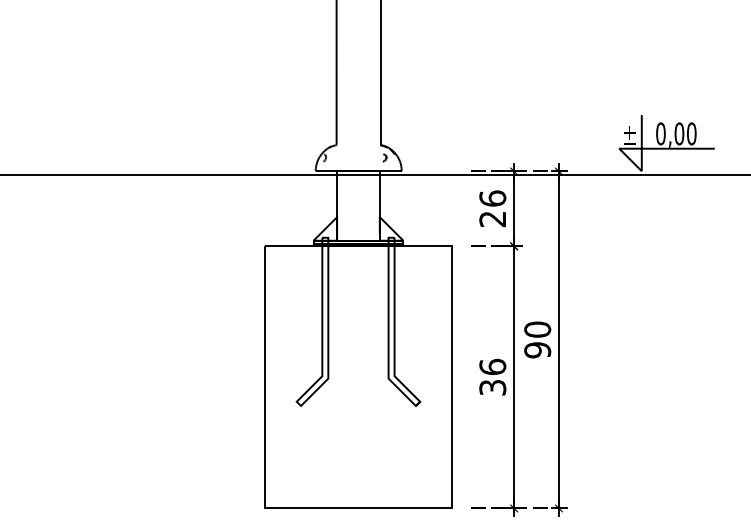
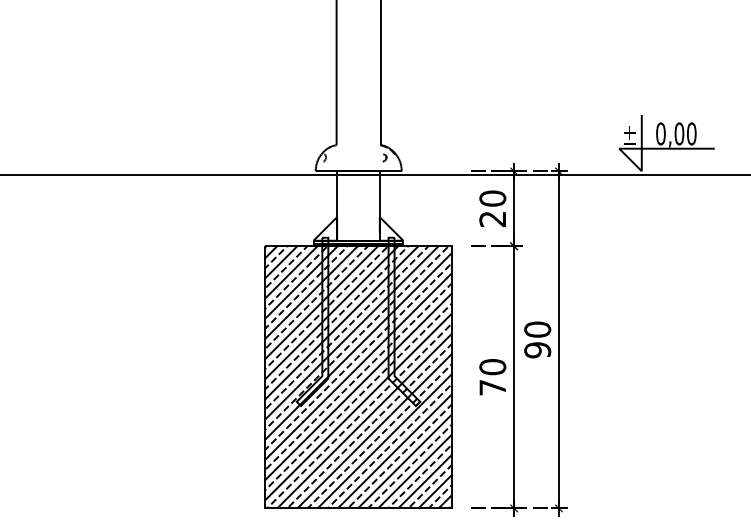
text: 26 -> 20 (492, 198)
text: 36 -> 70 (492, 376)
hatch: none -> present (358, 377)
